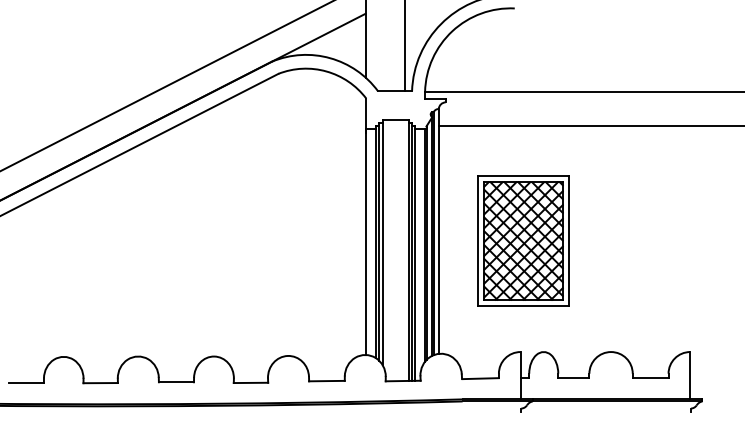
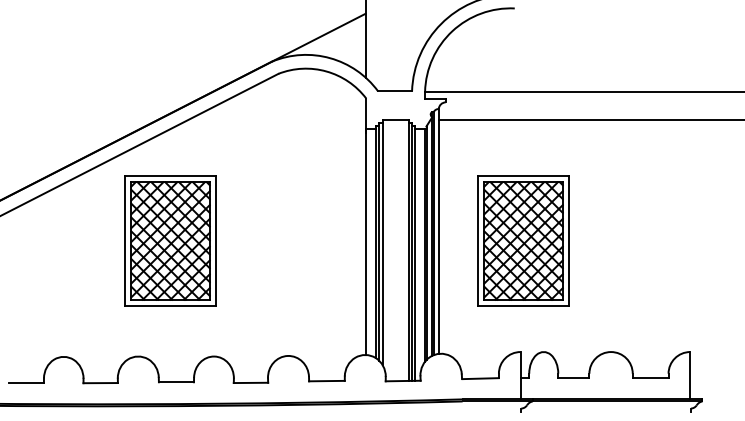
line: present -> none (404, 46)
line: present -> none (166, 86)
line position: (589, 126) -> (589, 120) (589, 120)
part: none -> present (170, 240)
